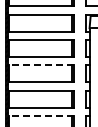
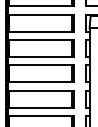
line: dashed -> solid (41, 65)
line: dashed -> solid (41, 116)
